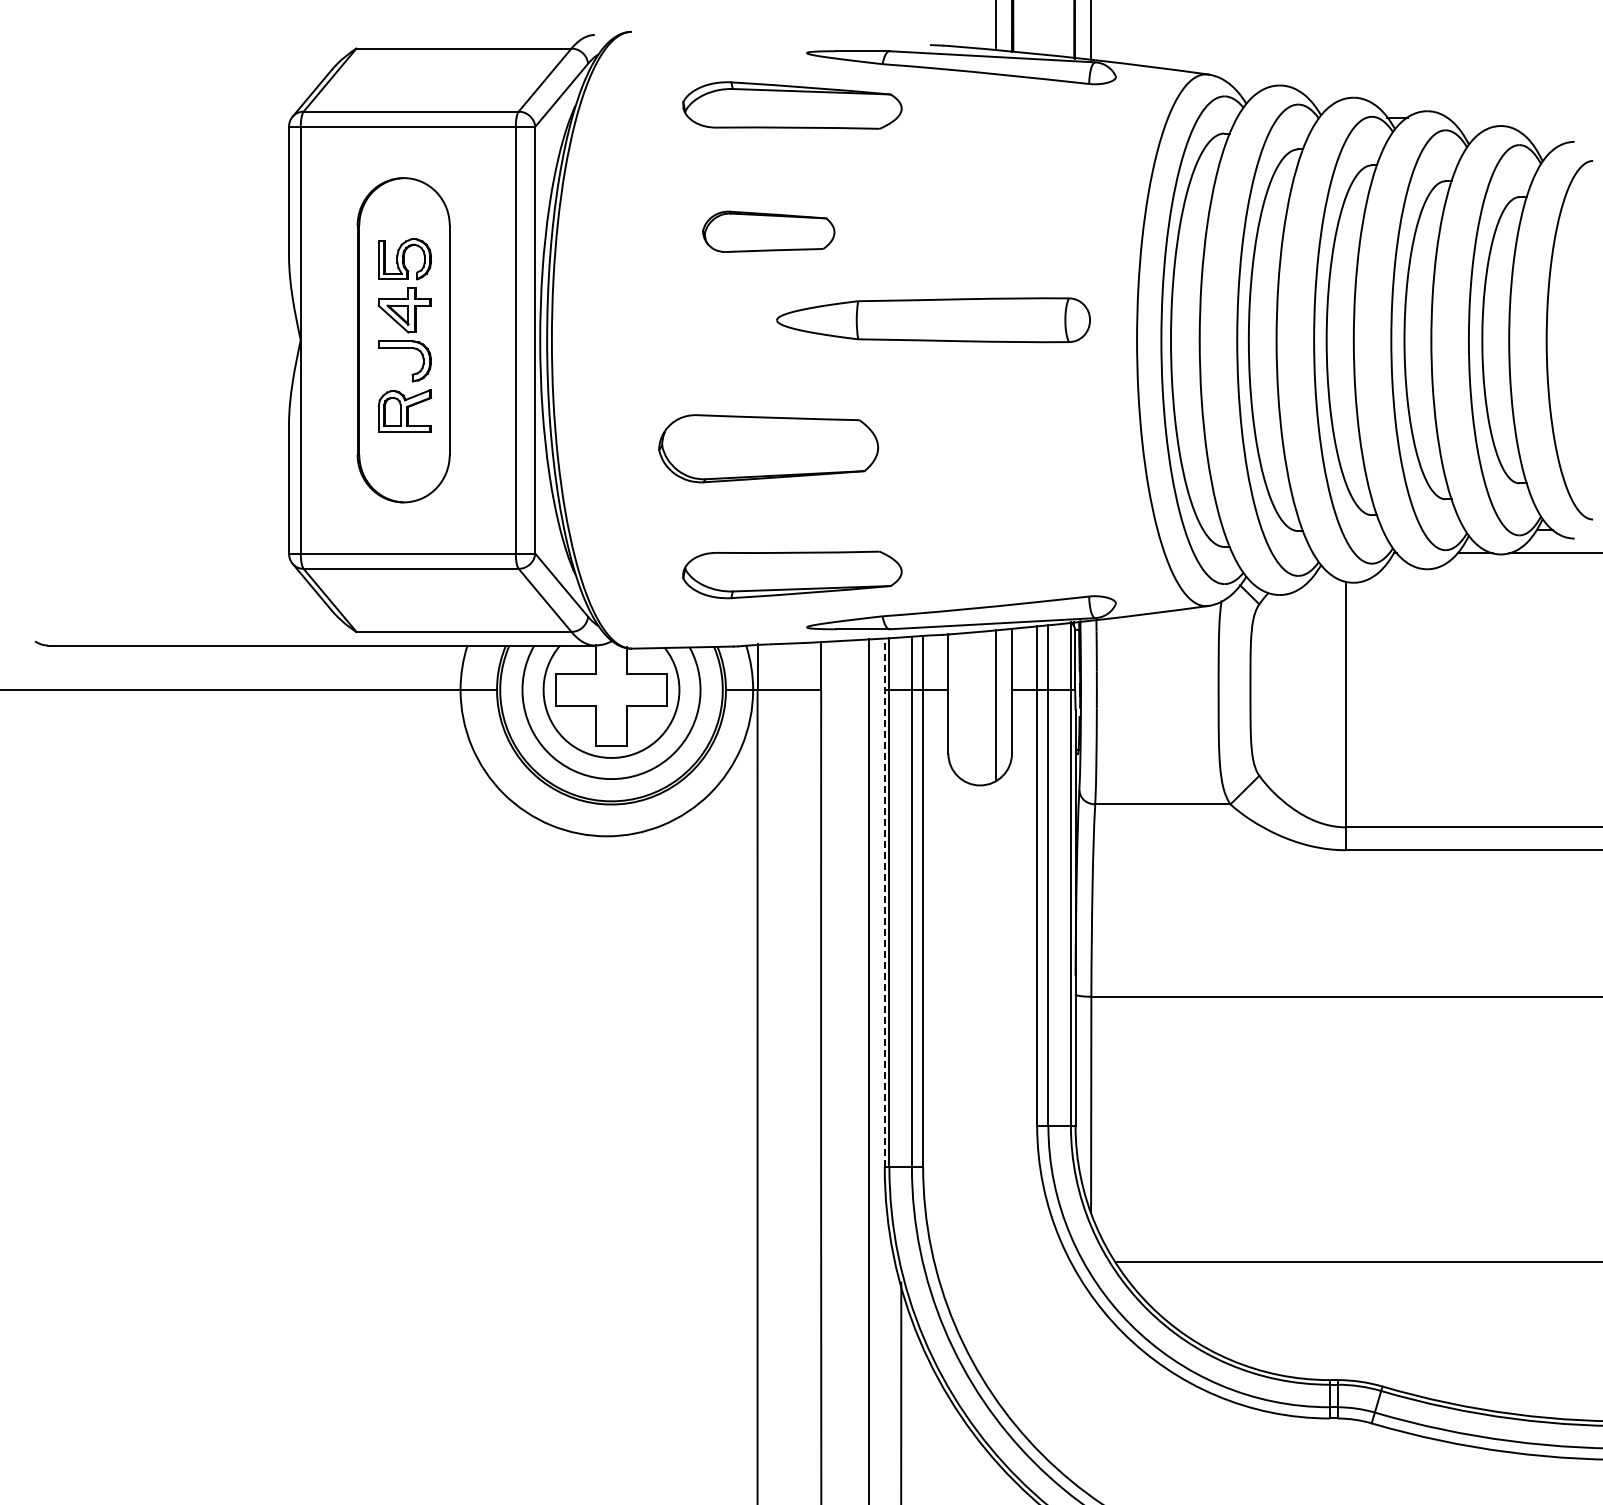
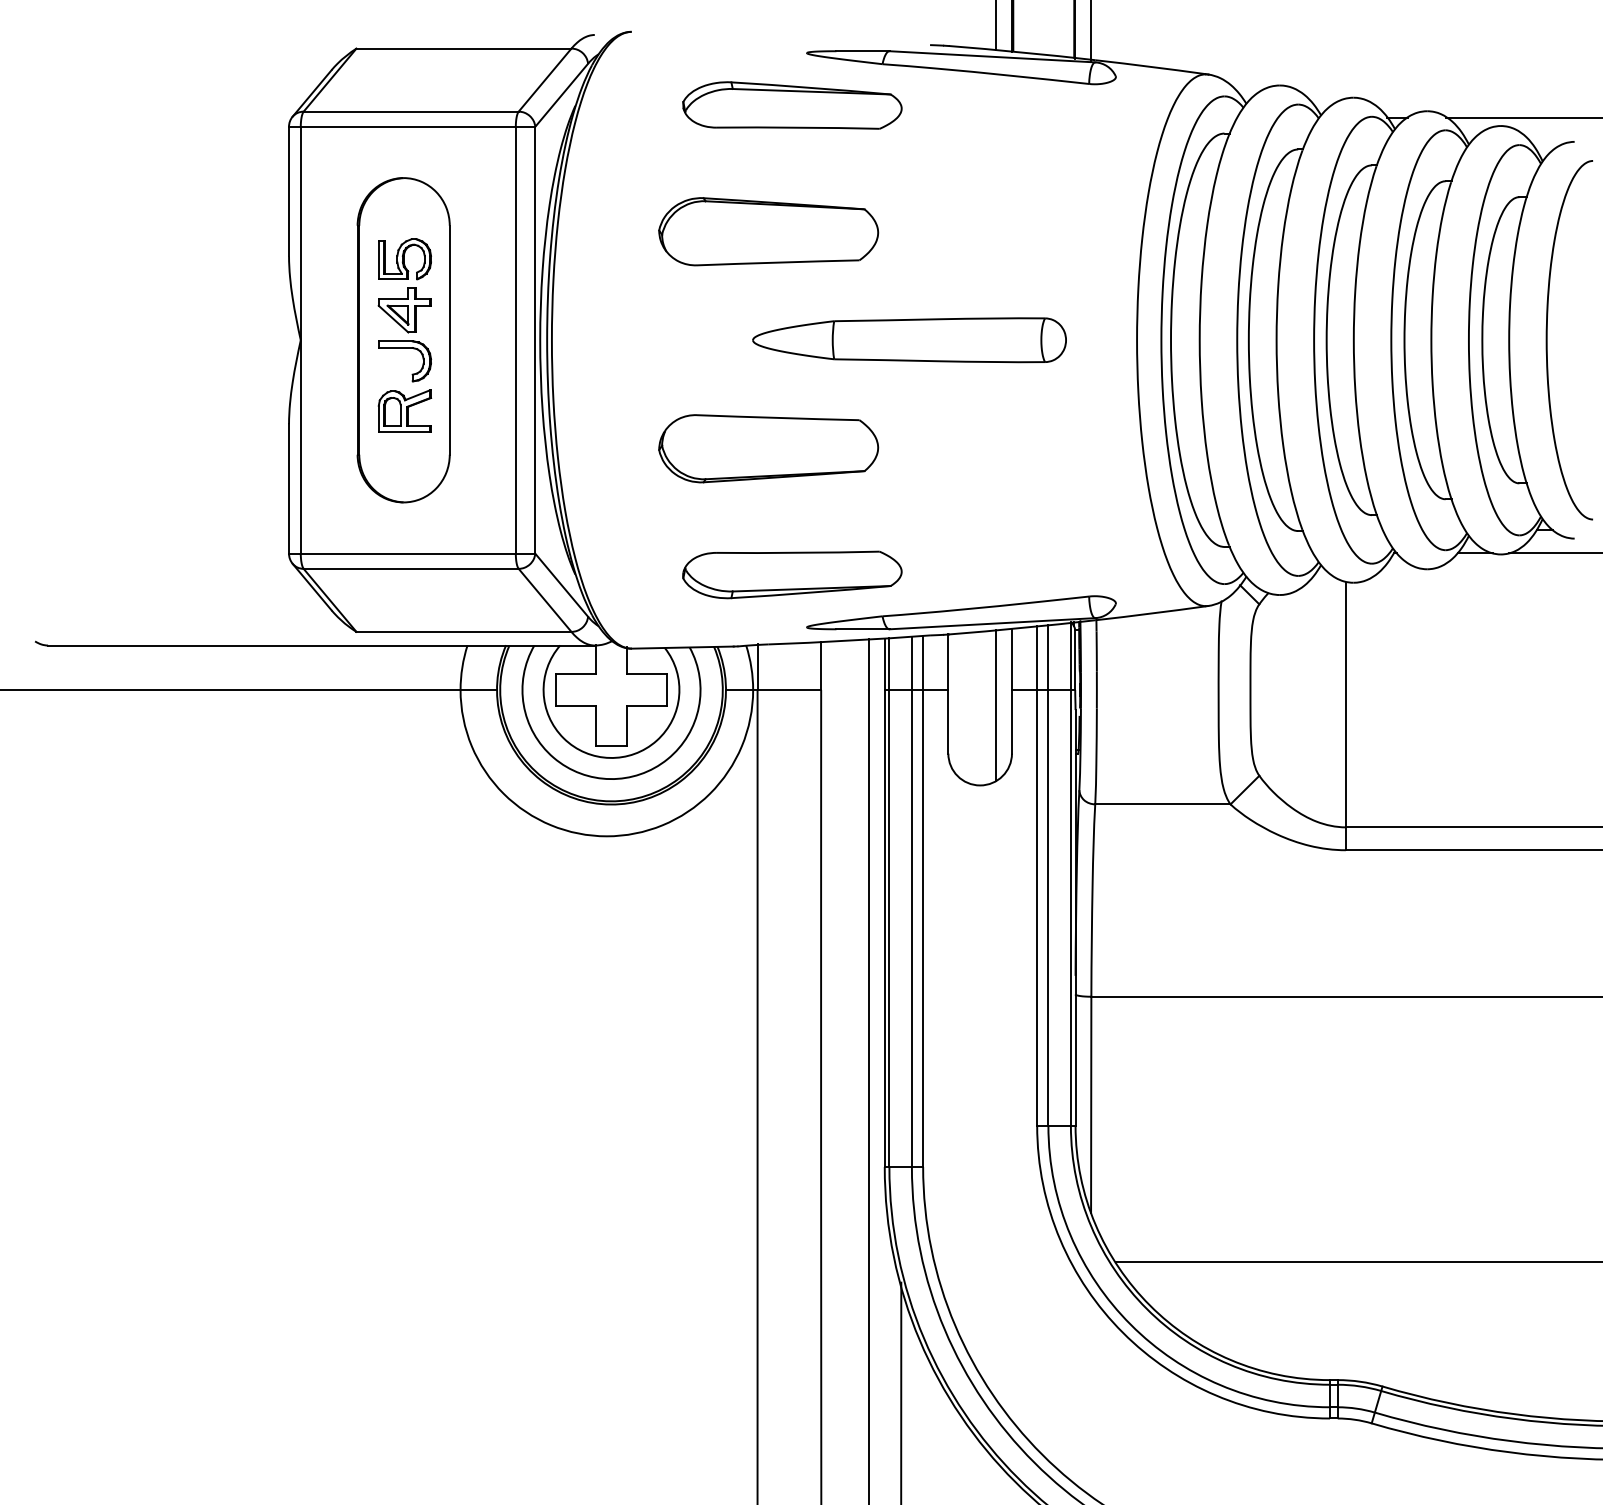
line: none -> present (1522, 117)
part size: 134x43 px -> 222x70 px (768, 231)
part position: (933, 320) -> (909, 340) (909, 340)
line: dashed -> solid (884, 902)
